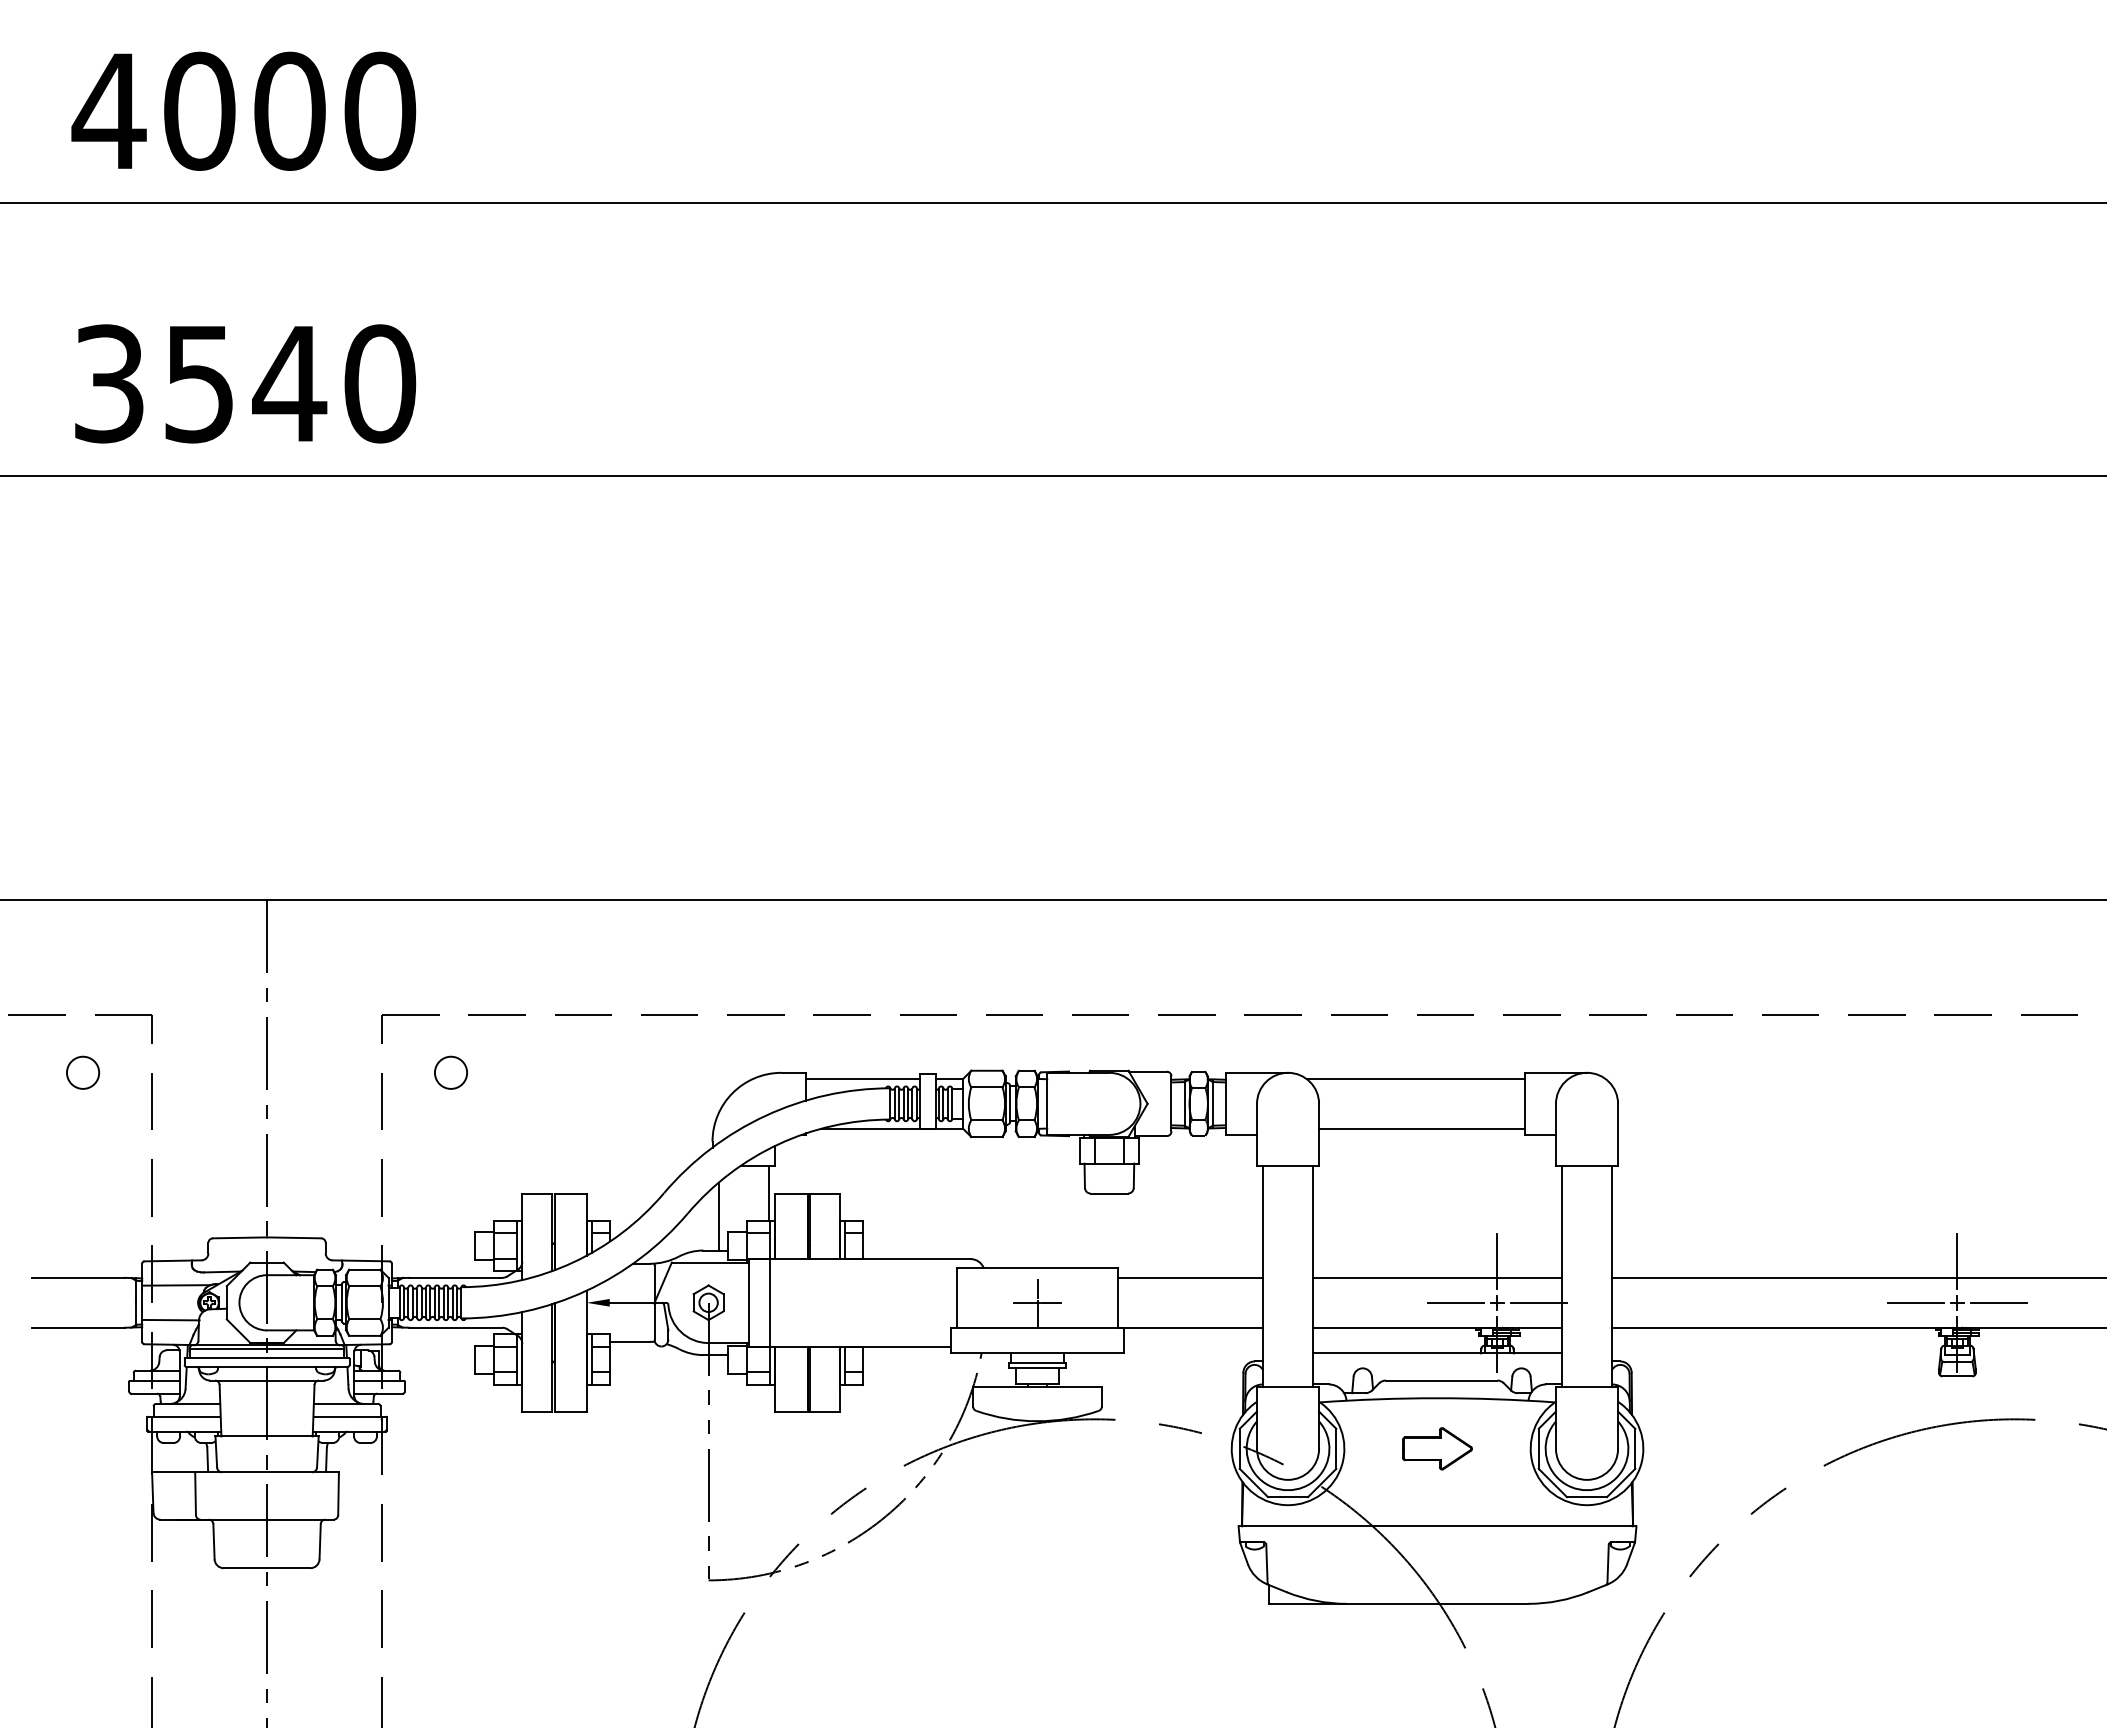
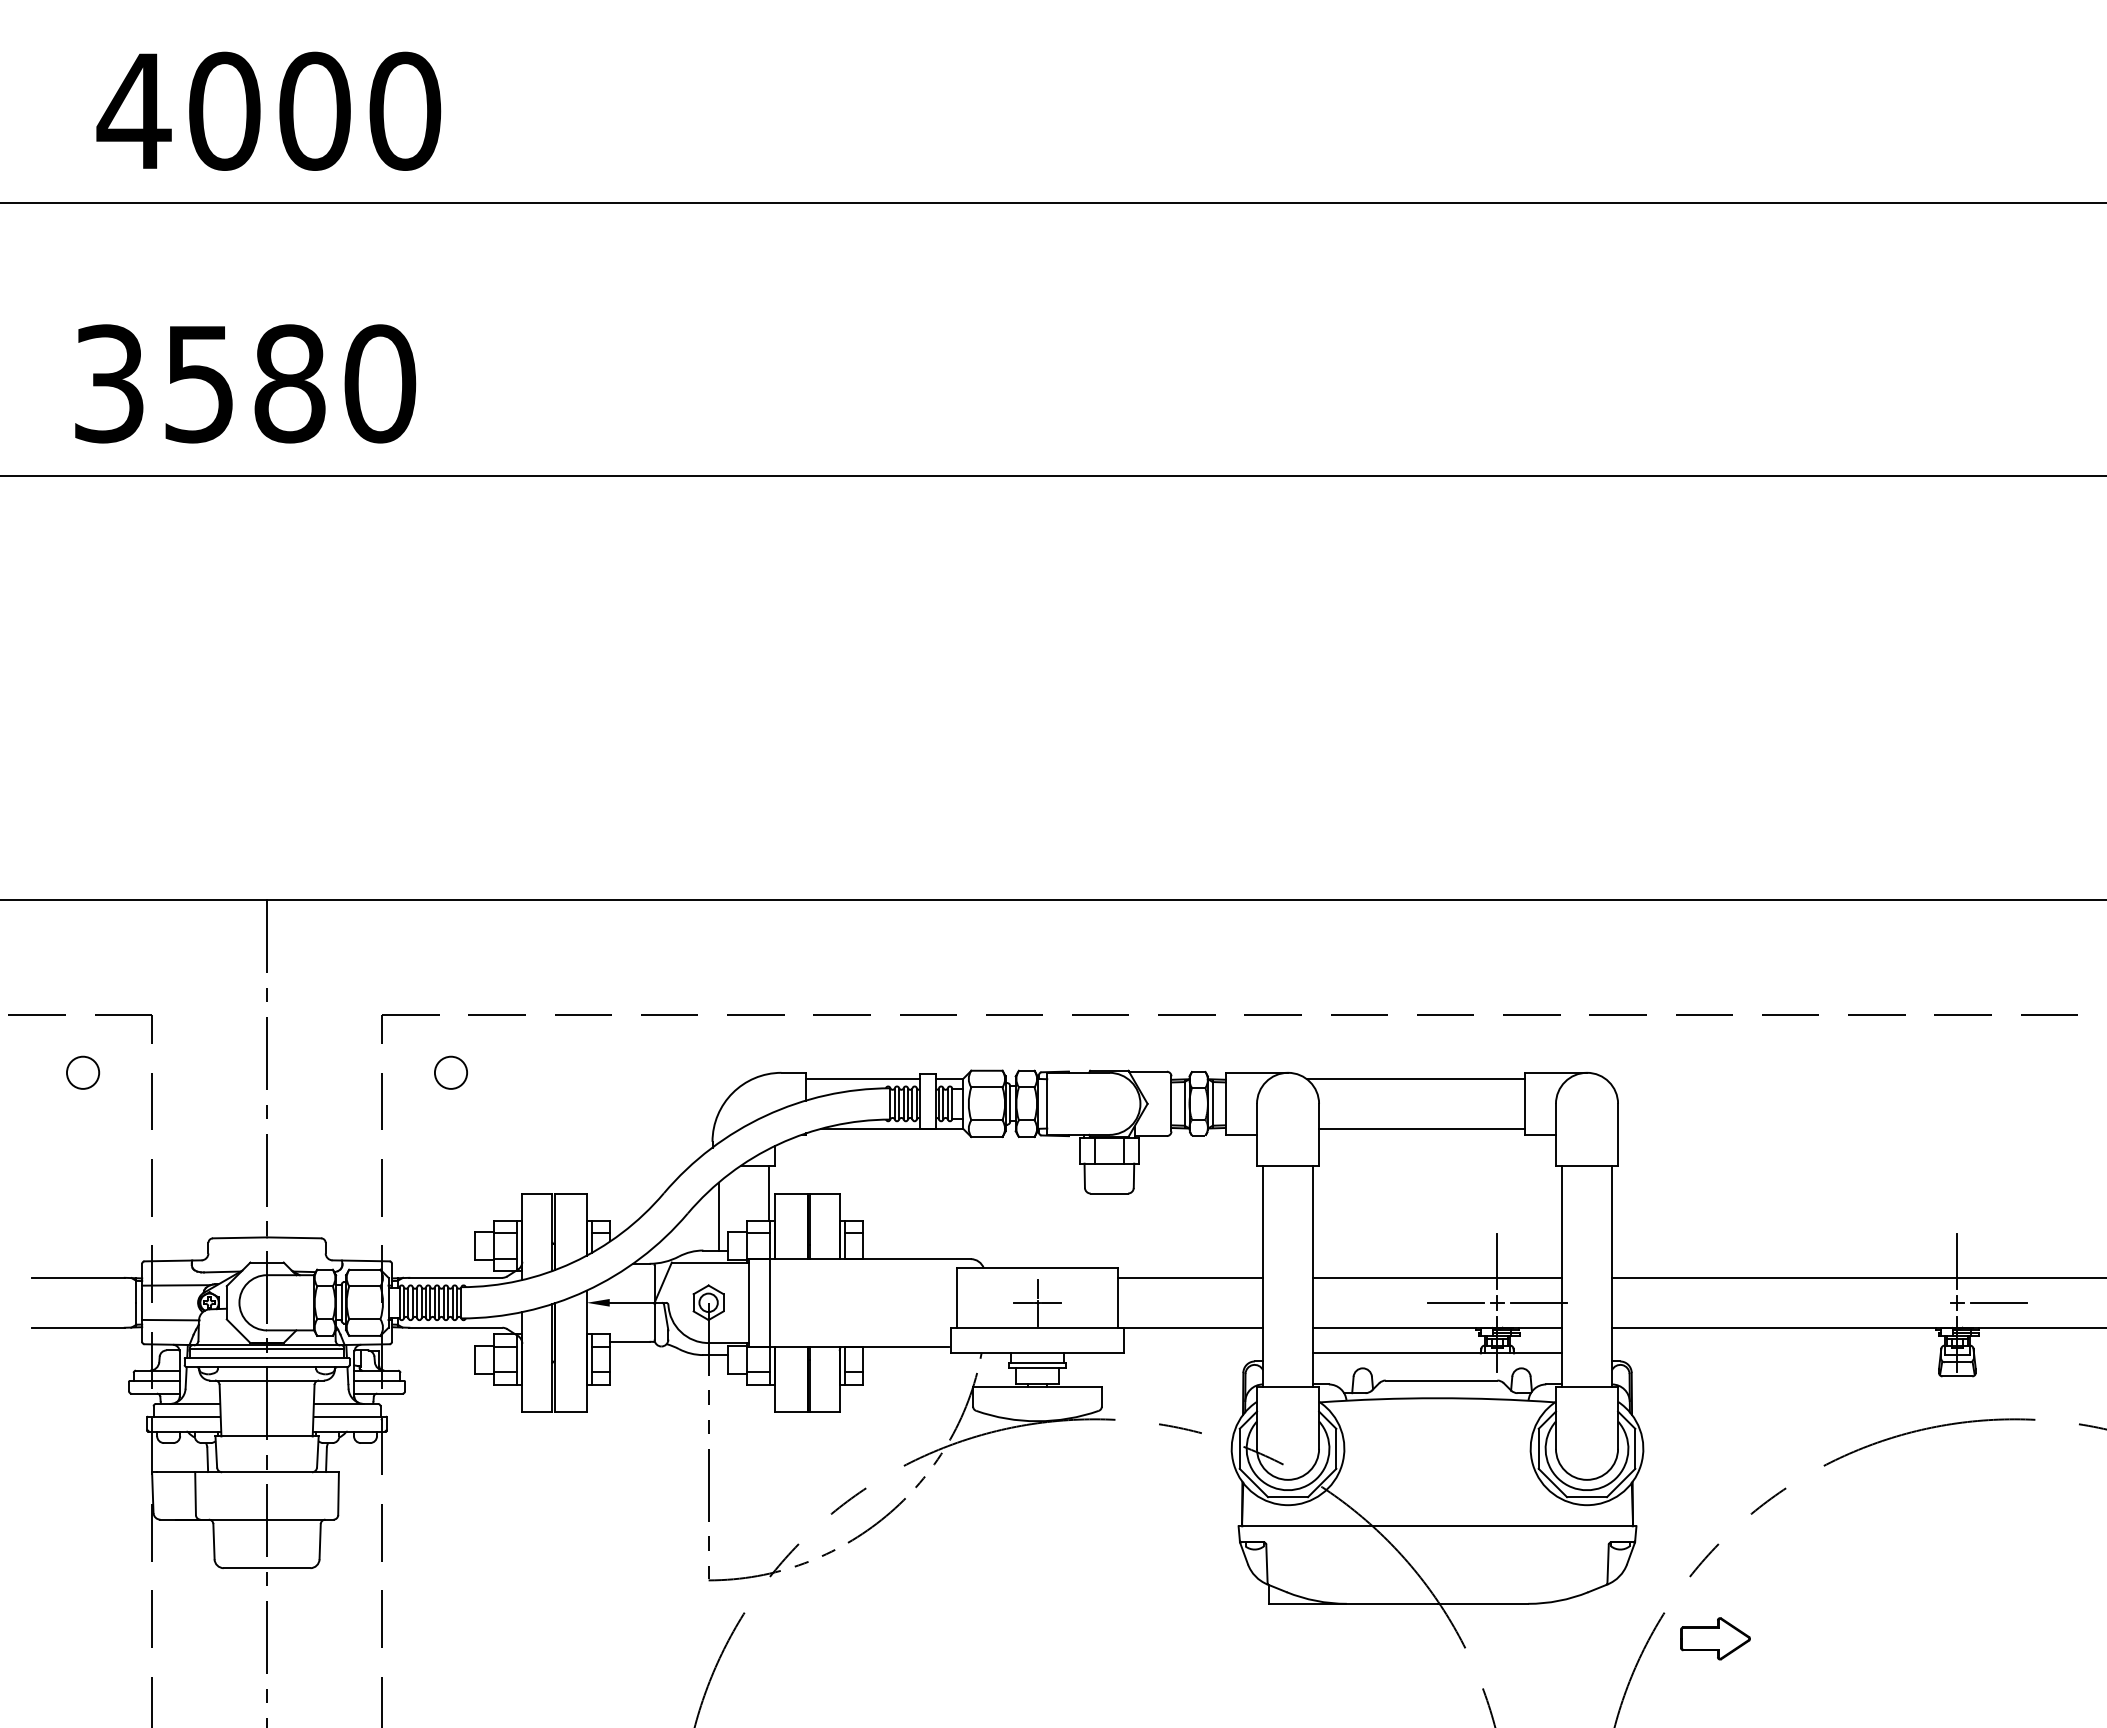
text position: (243, 110) -> (268, 110) (268, 110)
text: 3540 -> 3580 (289, 383)
line: present -> none (1915, 1302)
part position: (1437, 1448) -> (1715, 1638) (1715, 1638)
